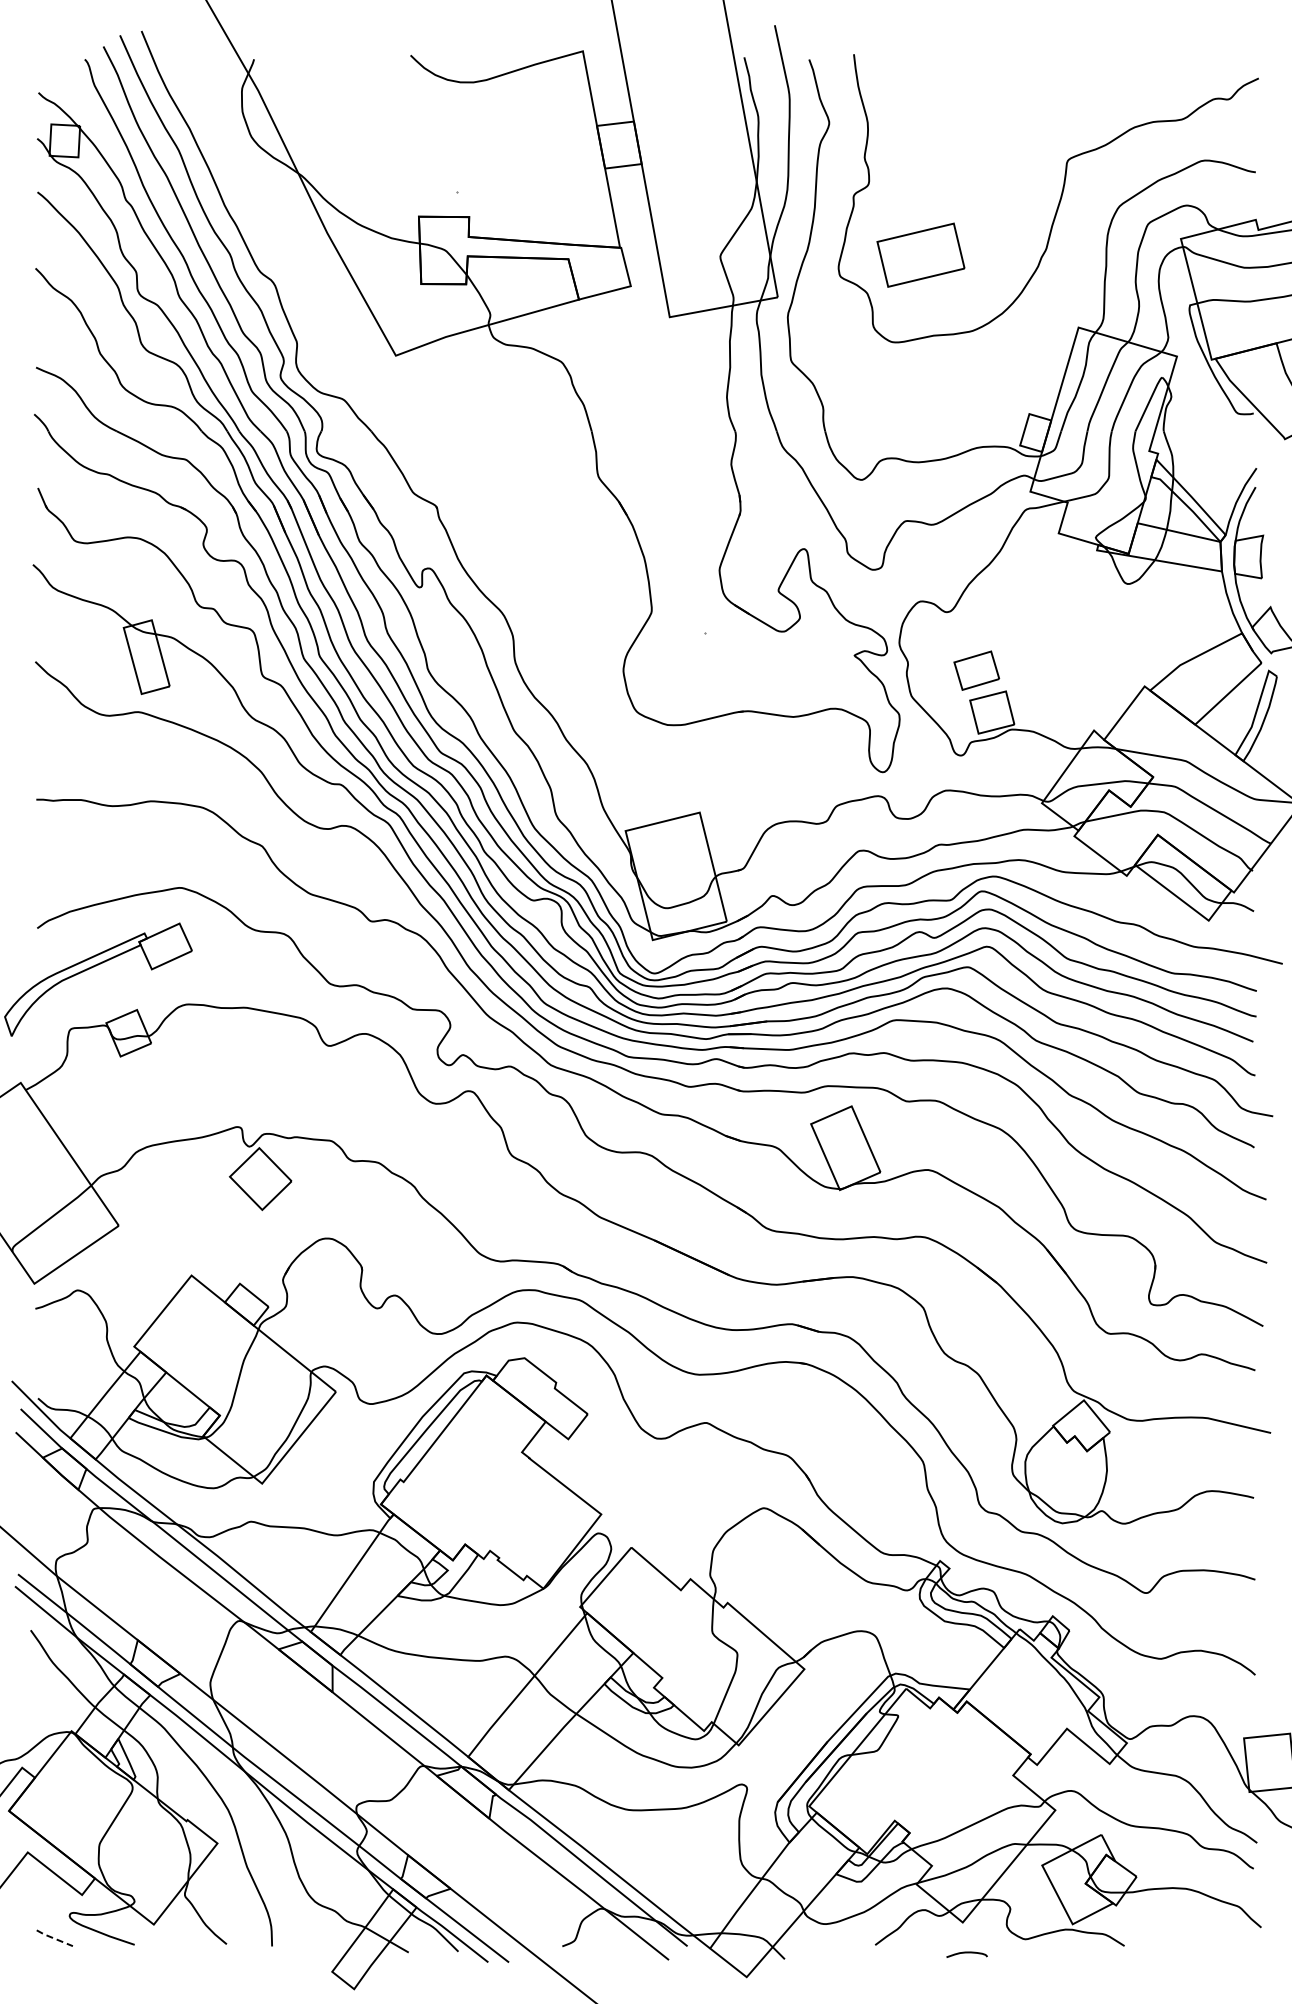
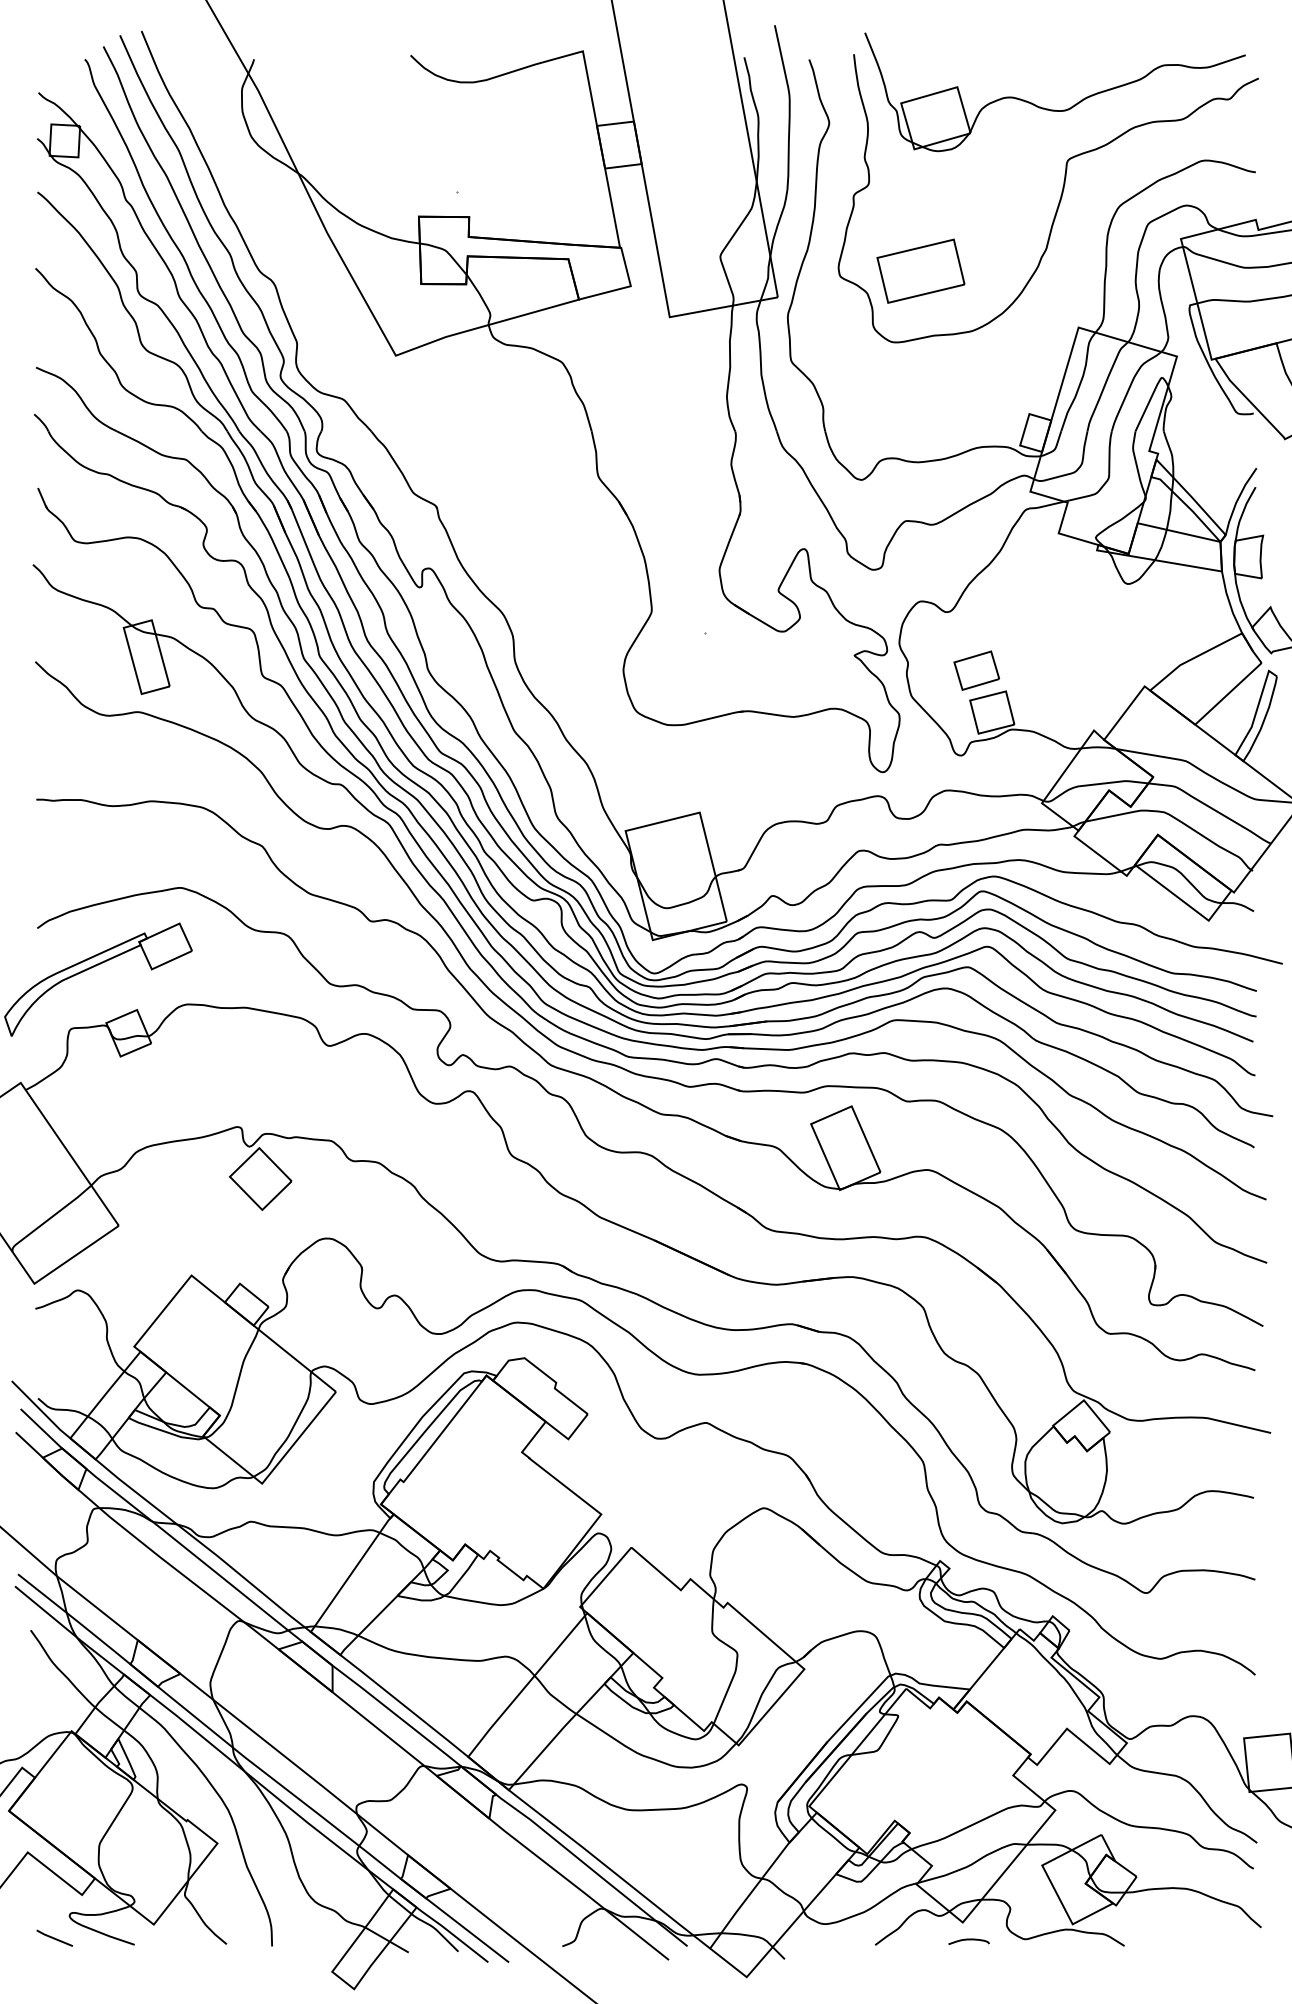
part: none -> present (1054, 109)
part position: (920, 254) -> (920, 270) (920, 270)
line: dashed -> solid (54, 1938)
curve position: (966, 1953) -> (968, 1940) (968, 1940)
